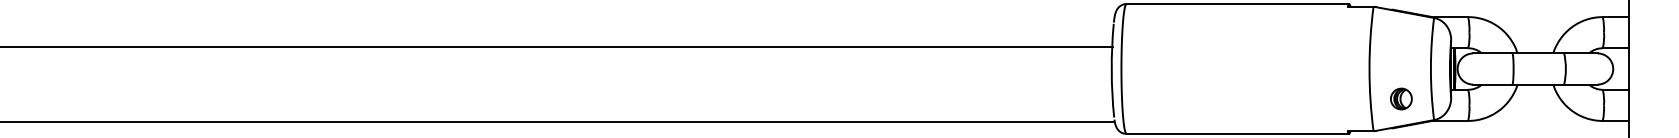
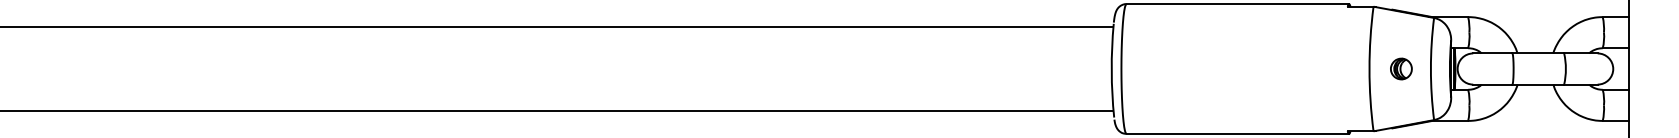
line position: (557, 47) -> (557, 27) (557, 27)
part position: (1401, 98) -> (1401, 68) (1401, 68)
line position: (557, 121) -> (557, 110) (557, 110)
